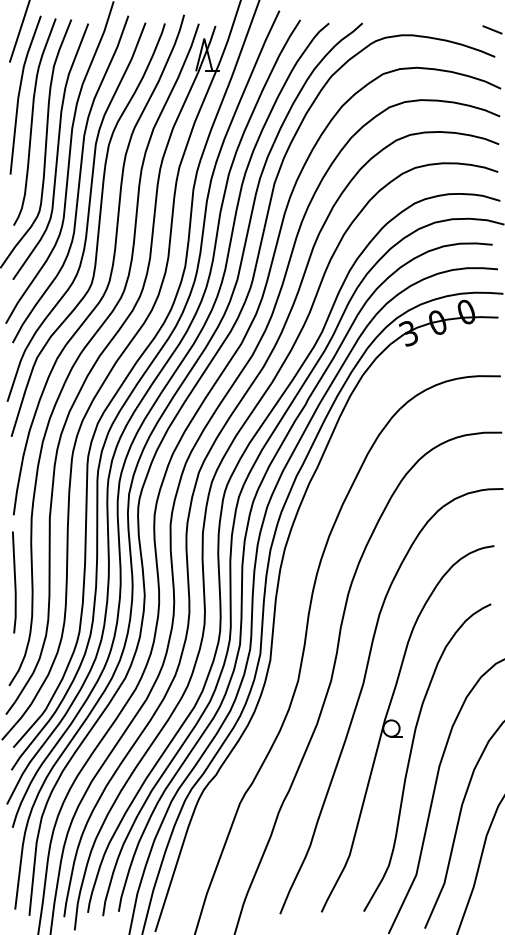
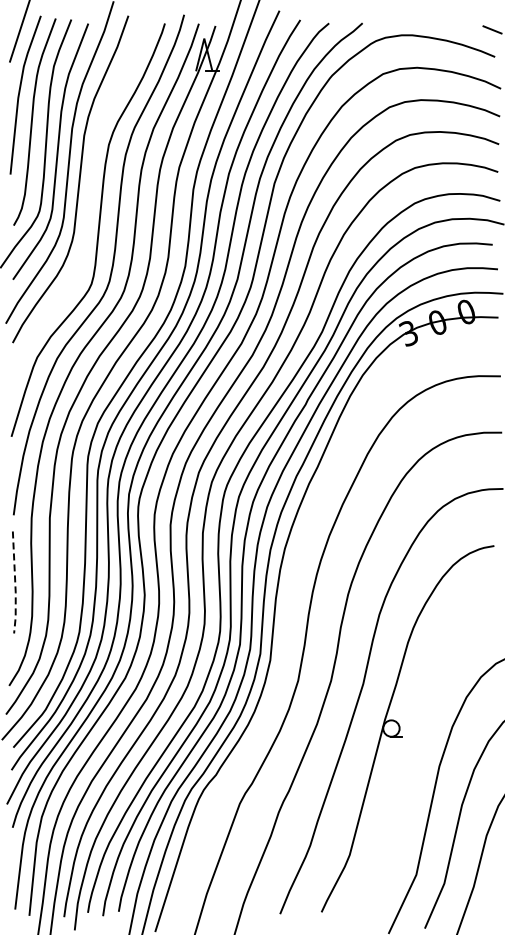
curve: present -> none (87, 211)
line: solid -> dashed (15, 584)
curve: present -> none (411, 754)
